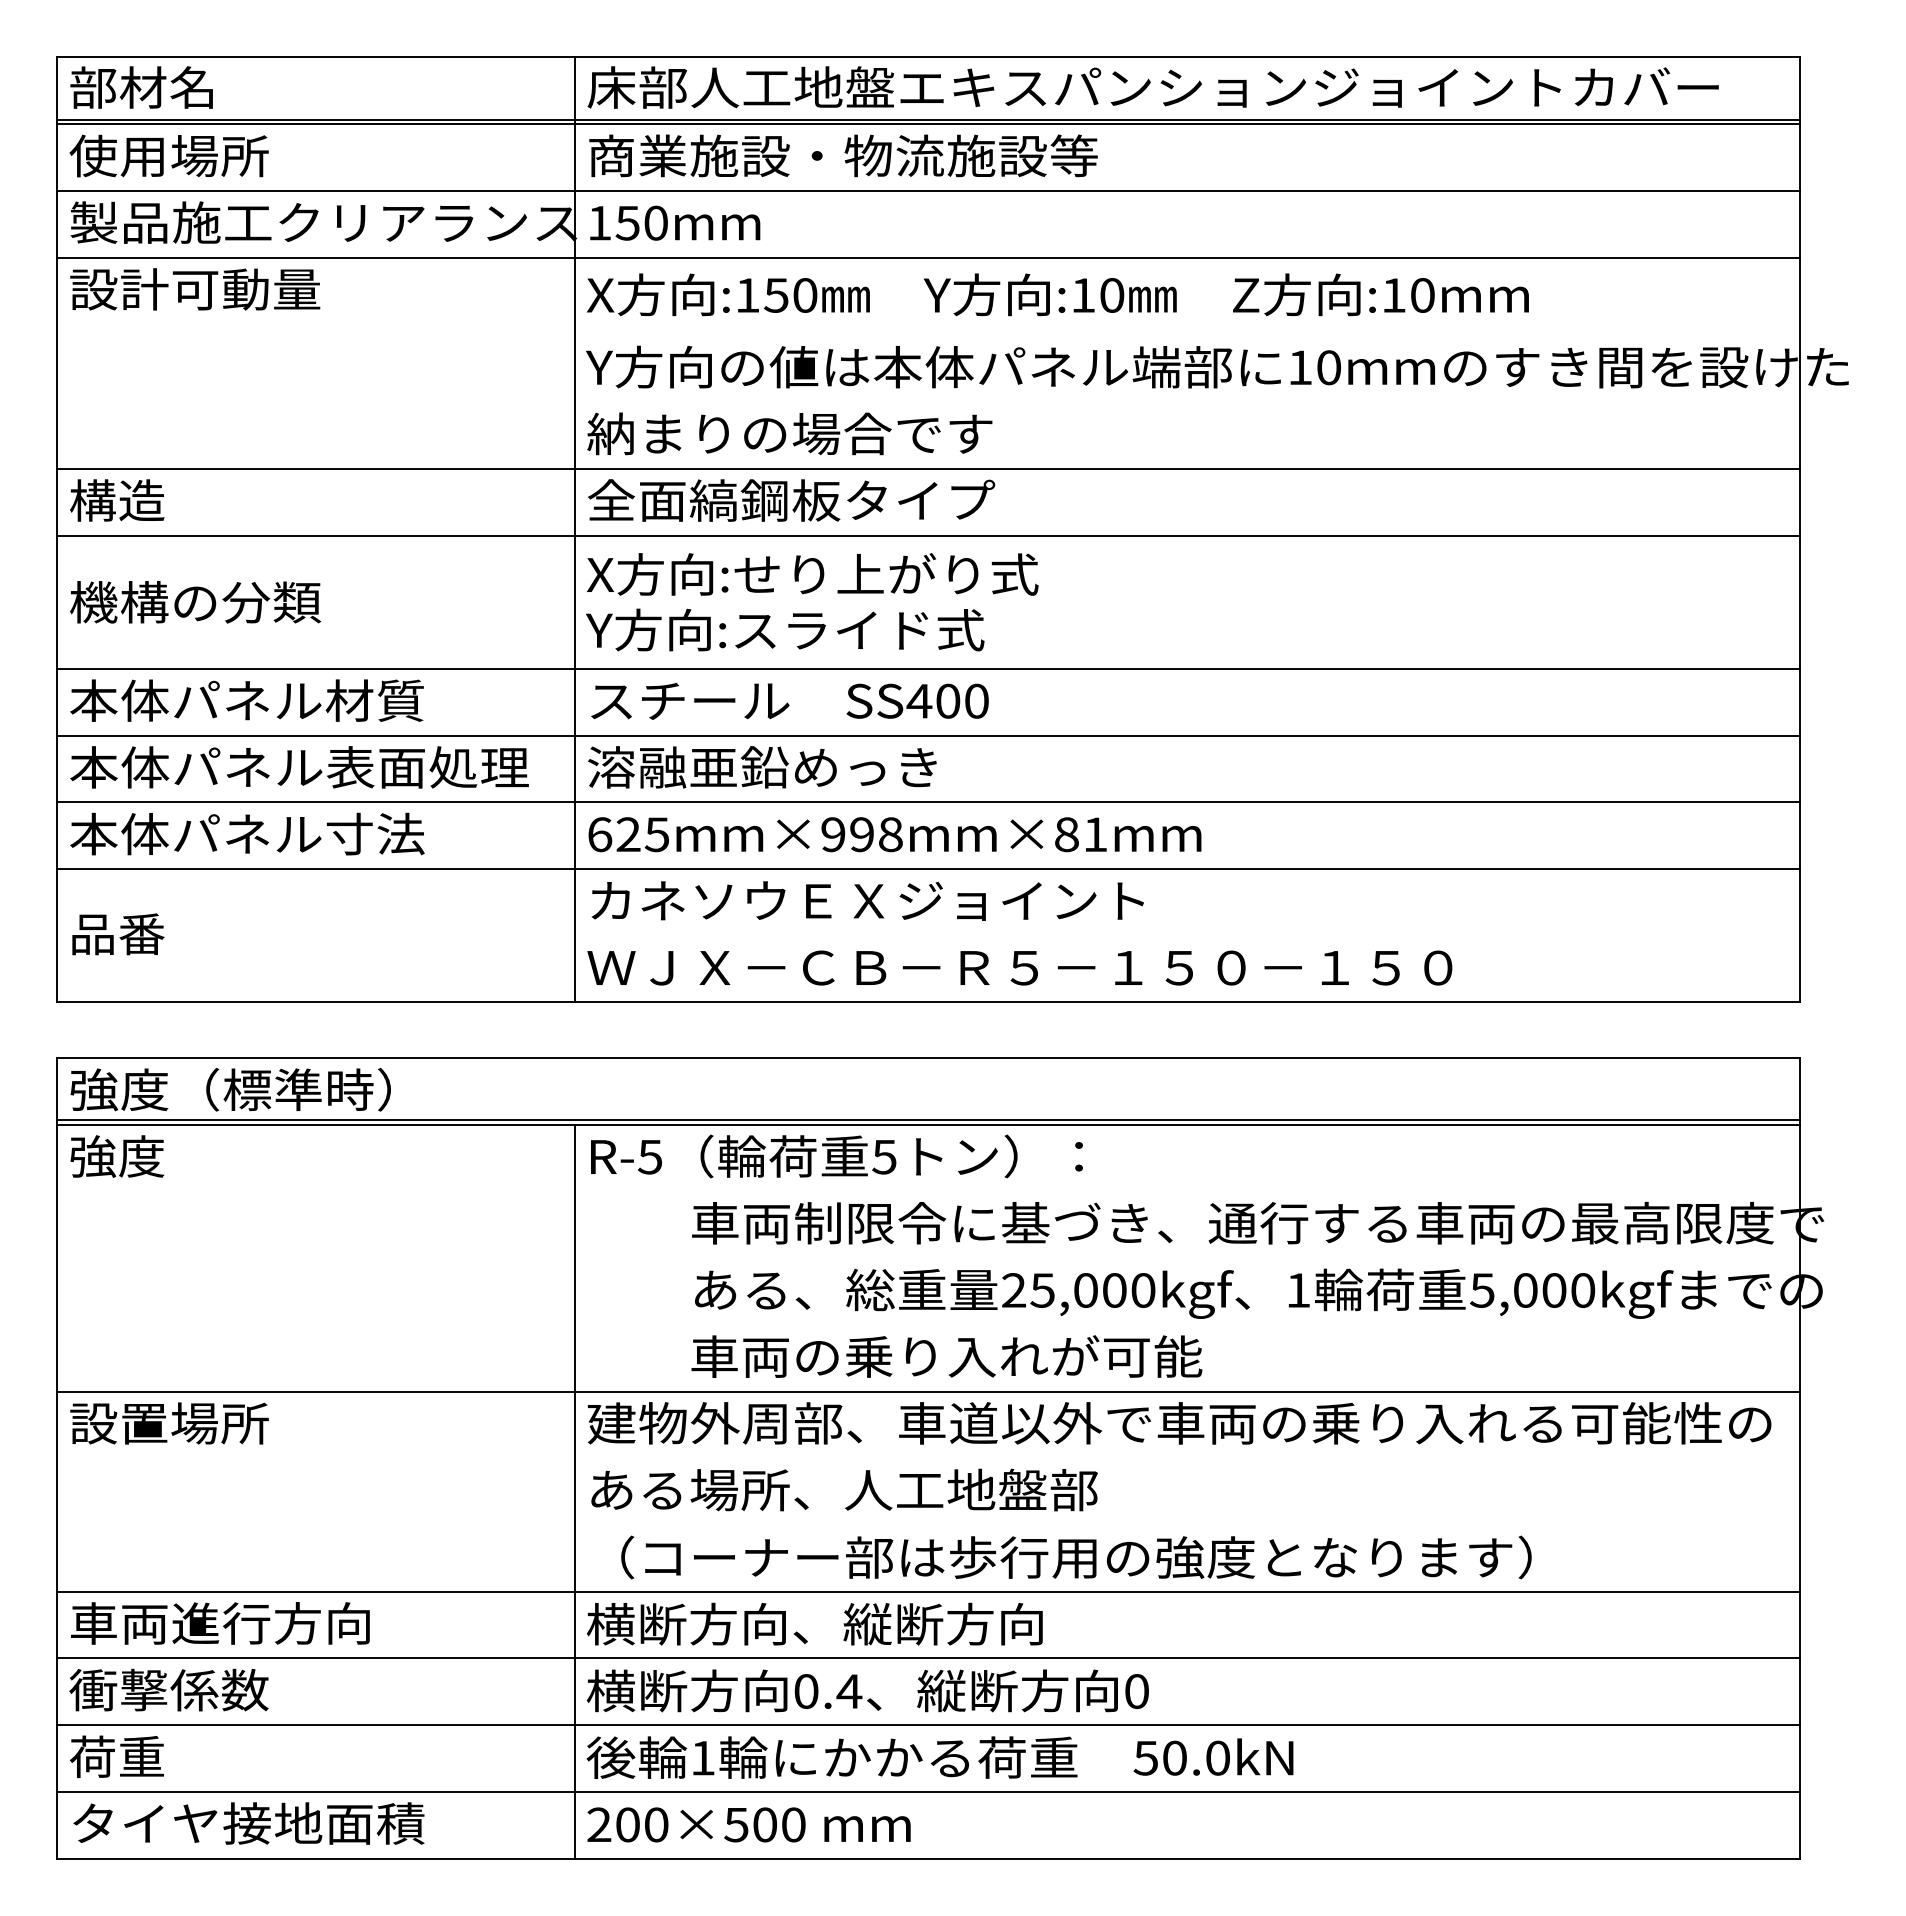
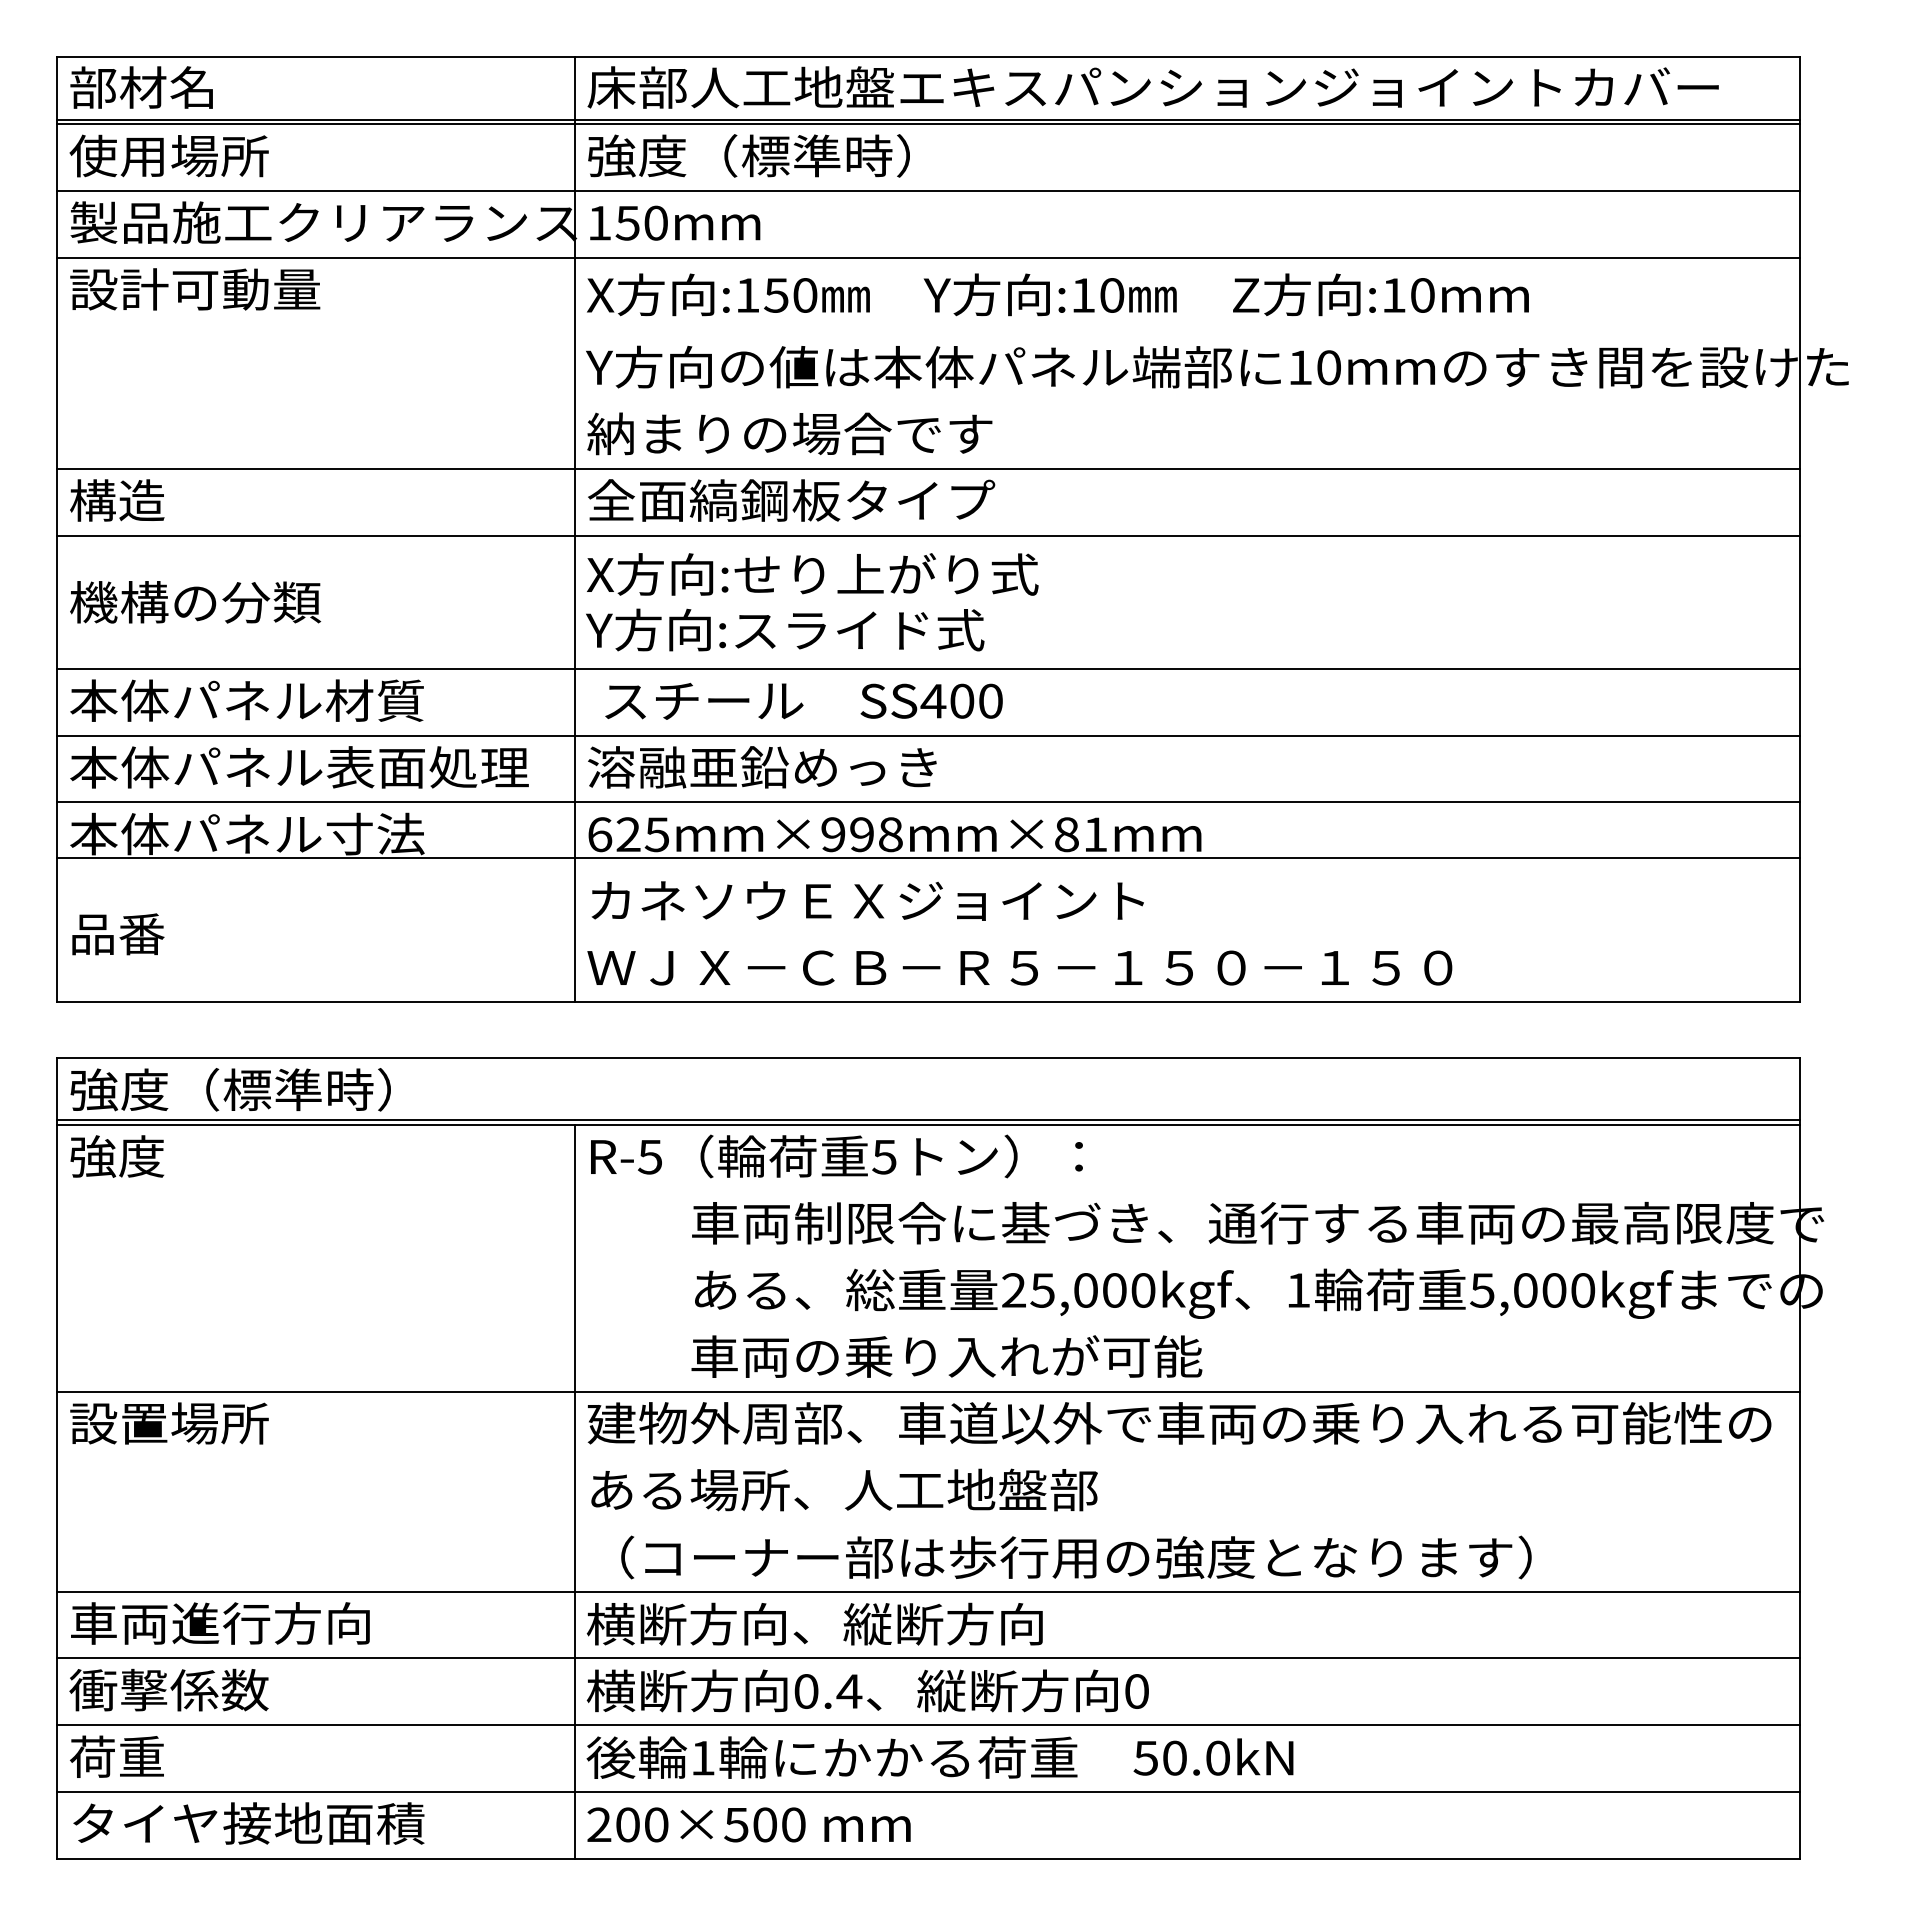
text: 商業施設・物流施設等 -> 強度（標準時） (842, 155)
text position: (789, 700) -> (803, 700) (803, 700)
line position: (928, 869) -> (928, 858) (928, 858)
